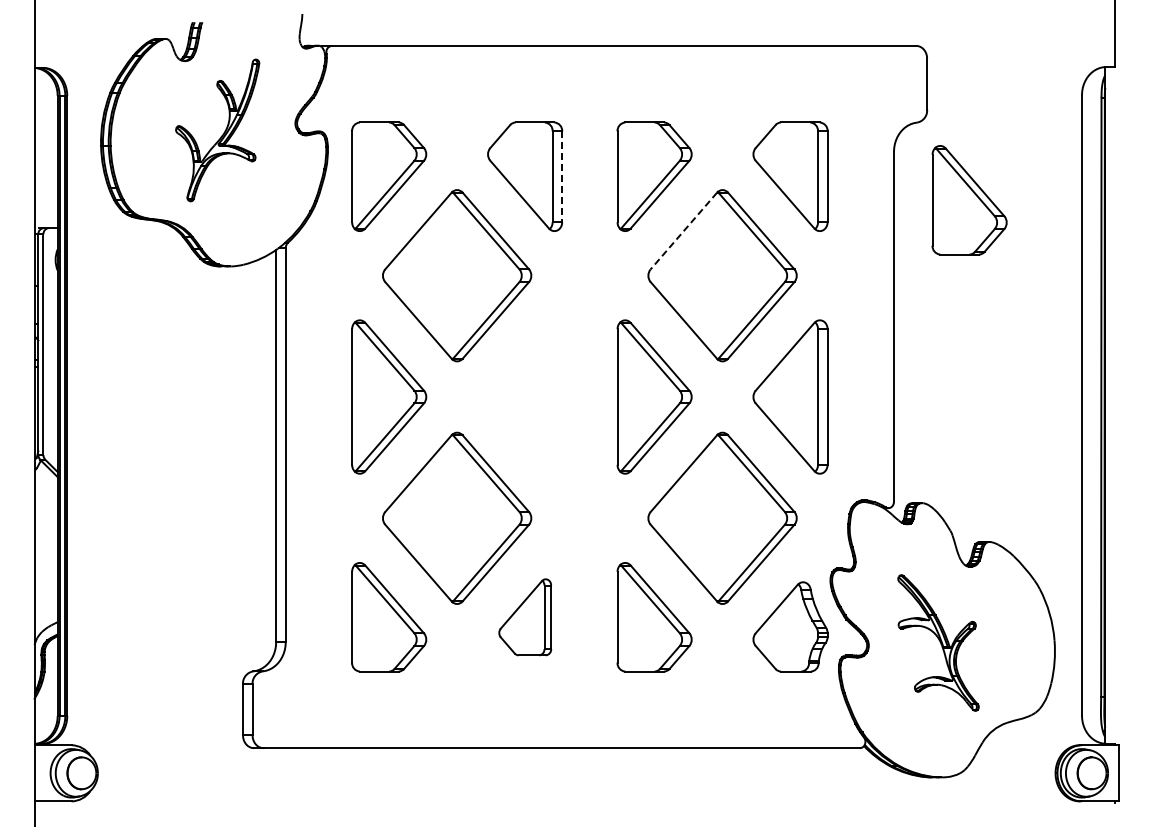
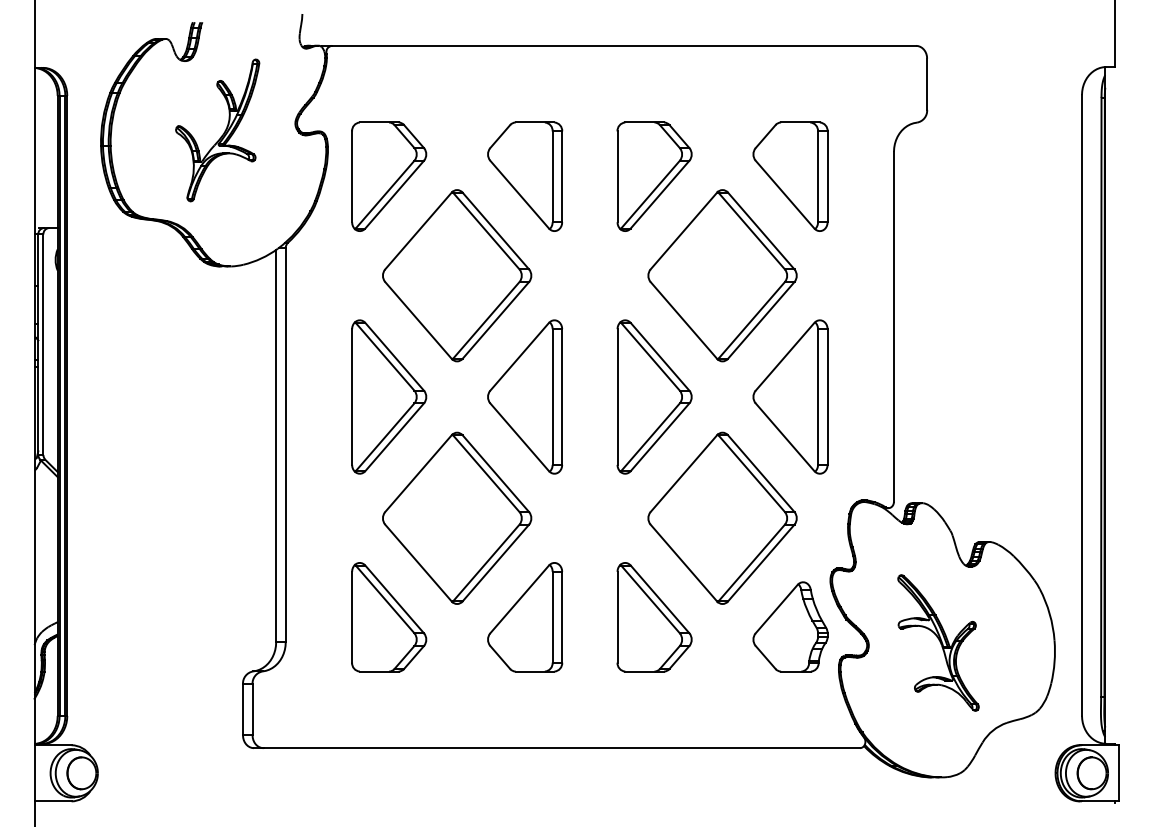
line: dashed -> solid (562, 177)
part: present -> none (969, 200)
line: dashed -> solid (683, 231)
part: none -> present (525, 396)
part size: 55x79 px -> 77x111 px (525, 617)
